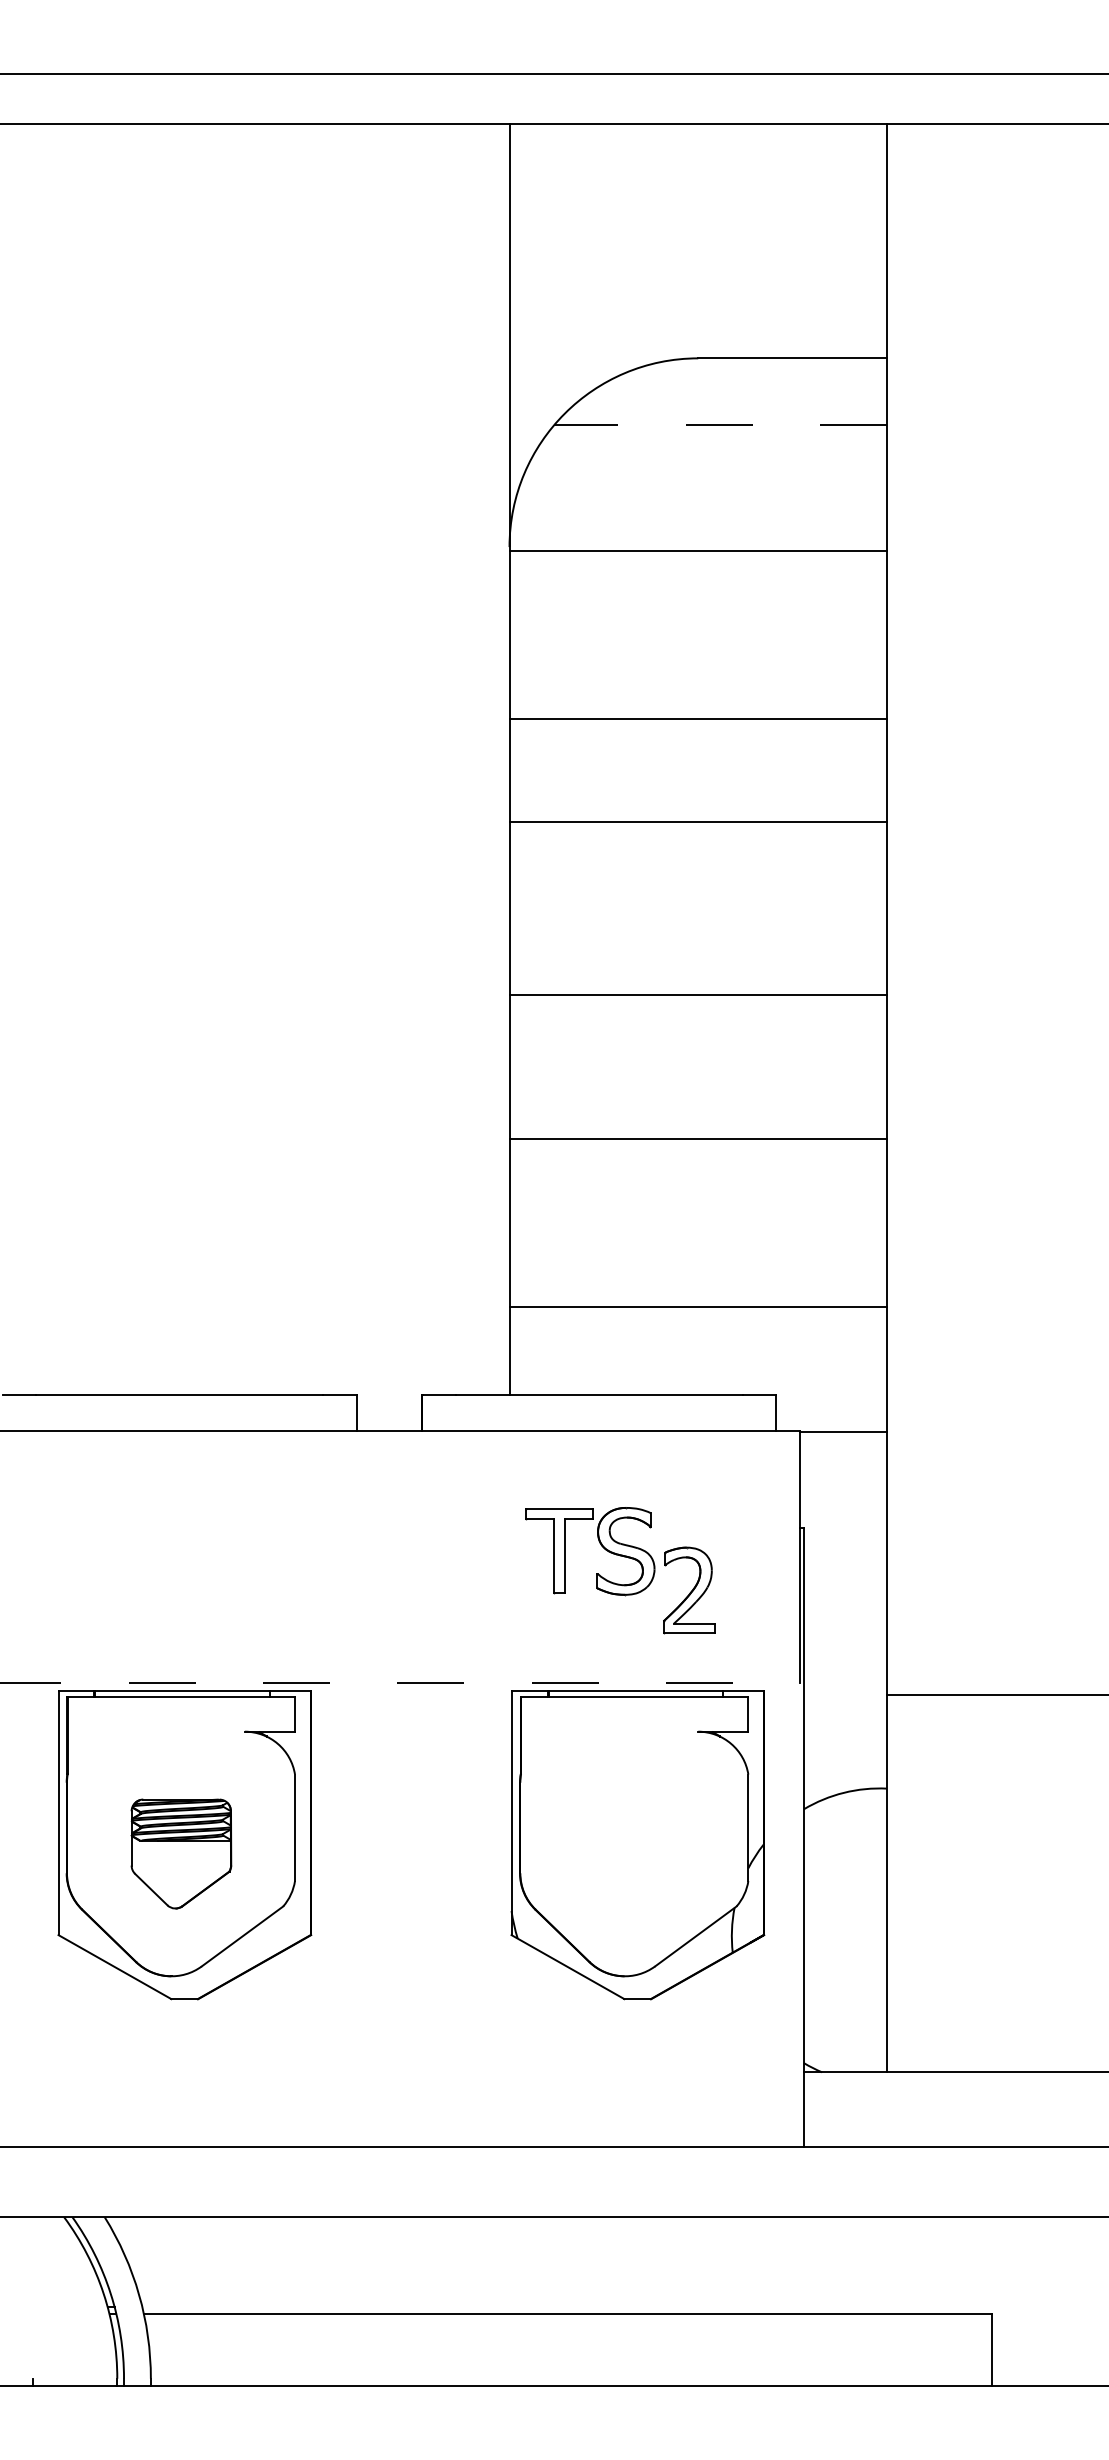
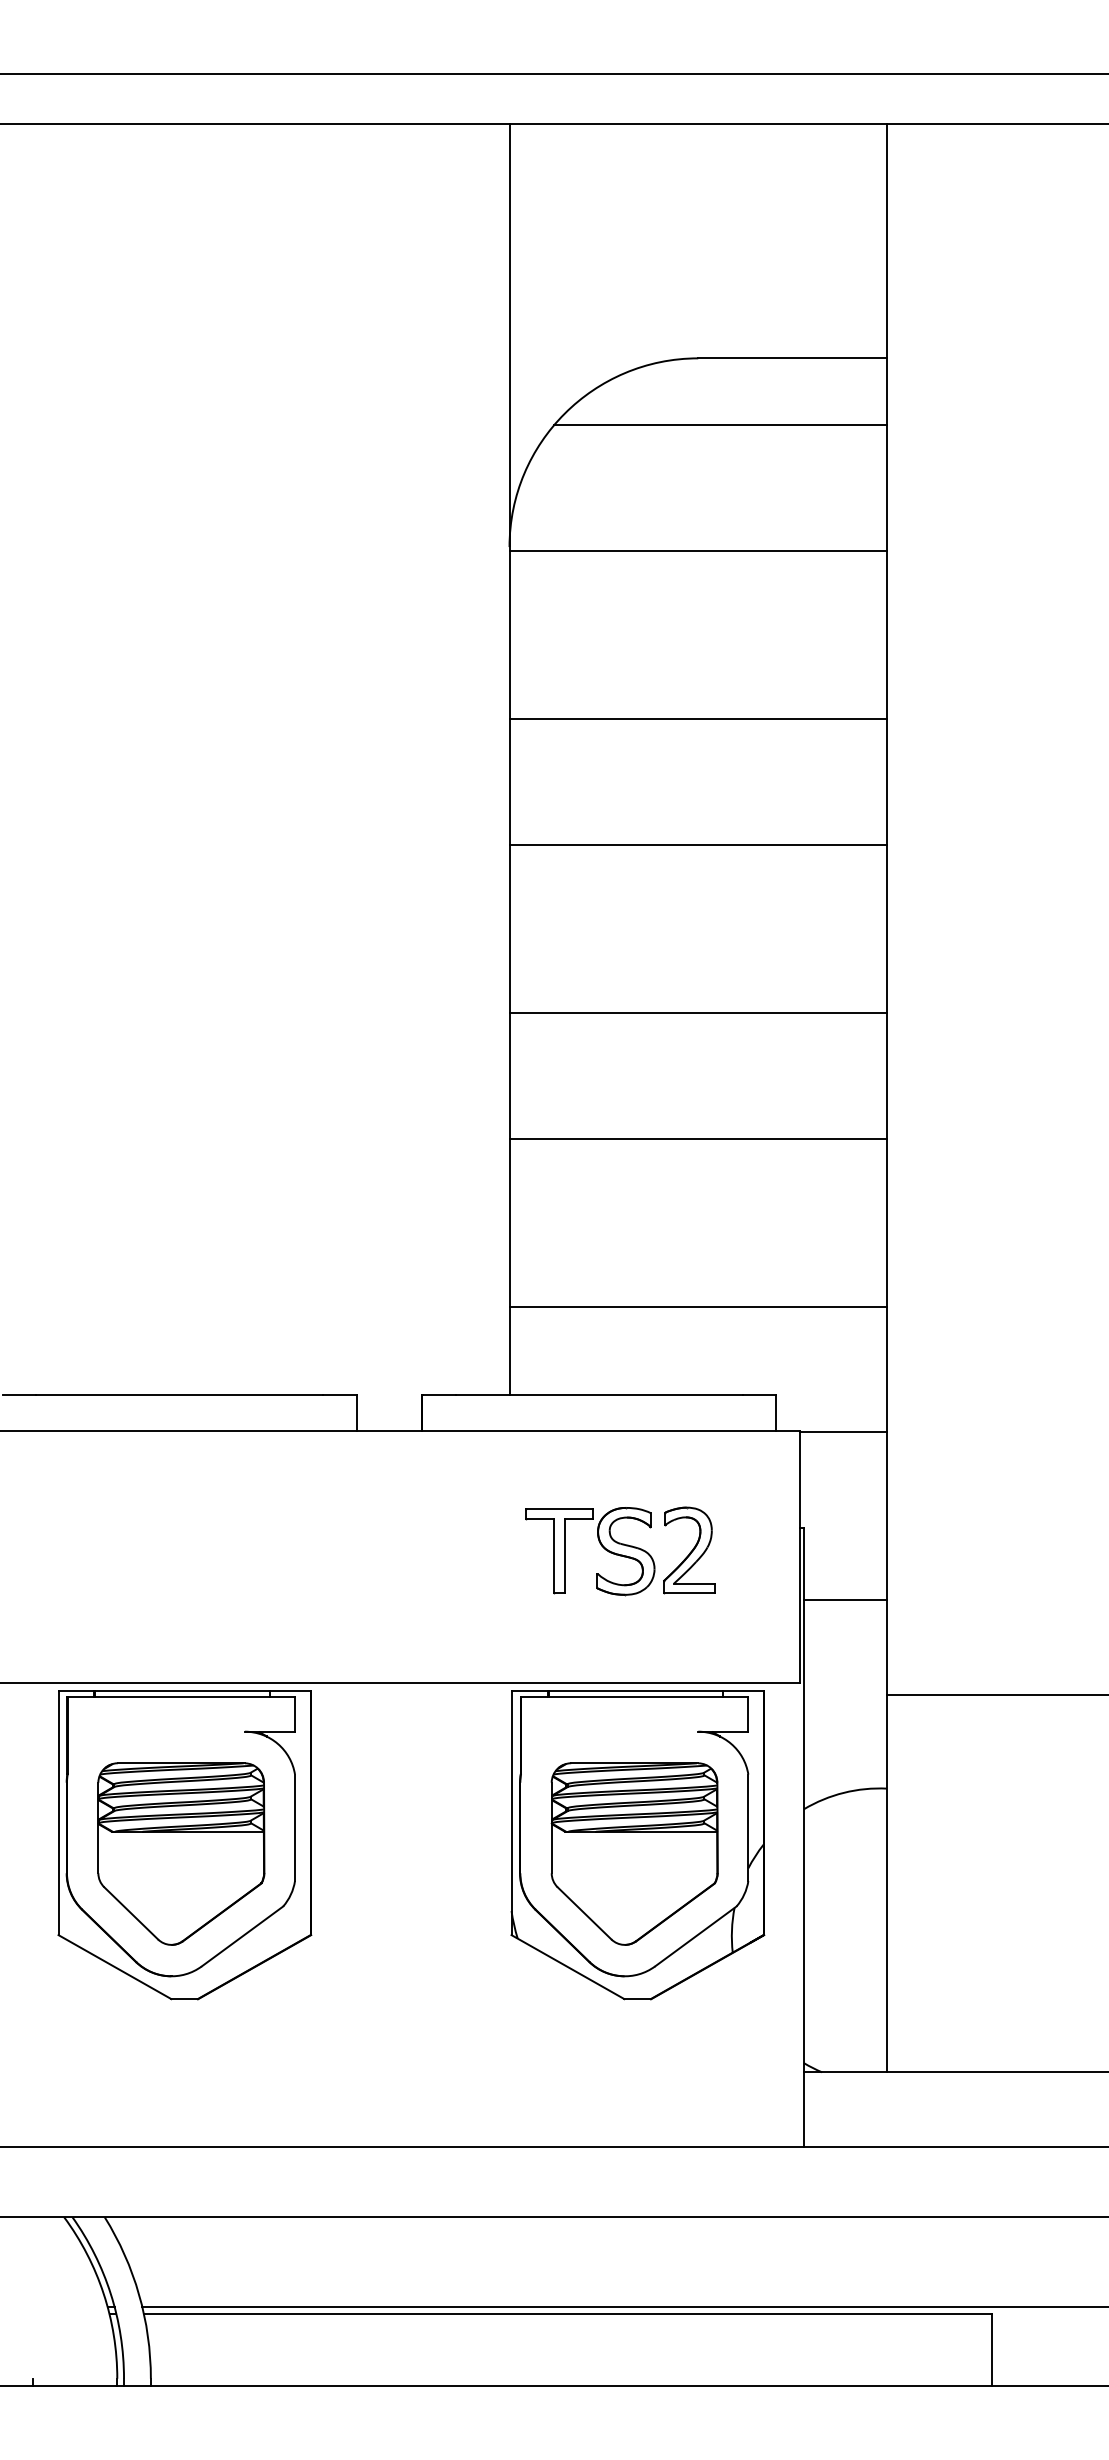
line: dashed -> solid (720, 425)
line position: (697, 821) -> (697, 844) (697, 844)
line position: (697, 994) -> (697, 1012) (697, 1012)
part position: (689, 1590) -> (689, 1550) (689, 1550)
line: none -> present (844, 1600)
line: dashed -> solid (400, 1682)
part size: 103x112 px -> 169x184 px (181, 1853)
part: none -> present (634, 1853)
line: none -> present (623, 2306)
